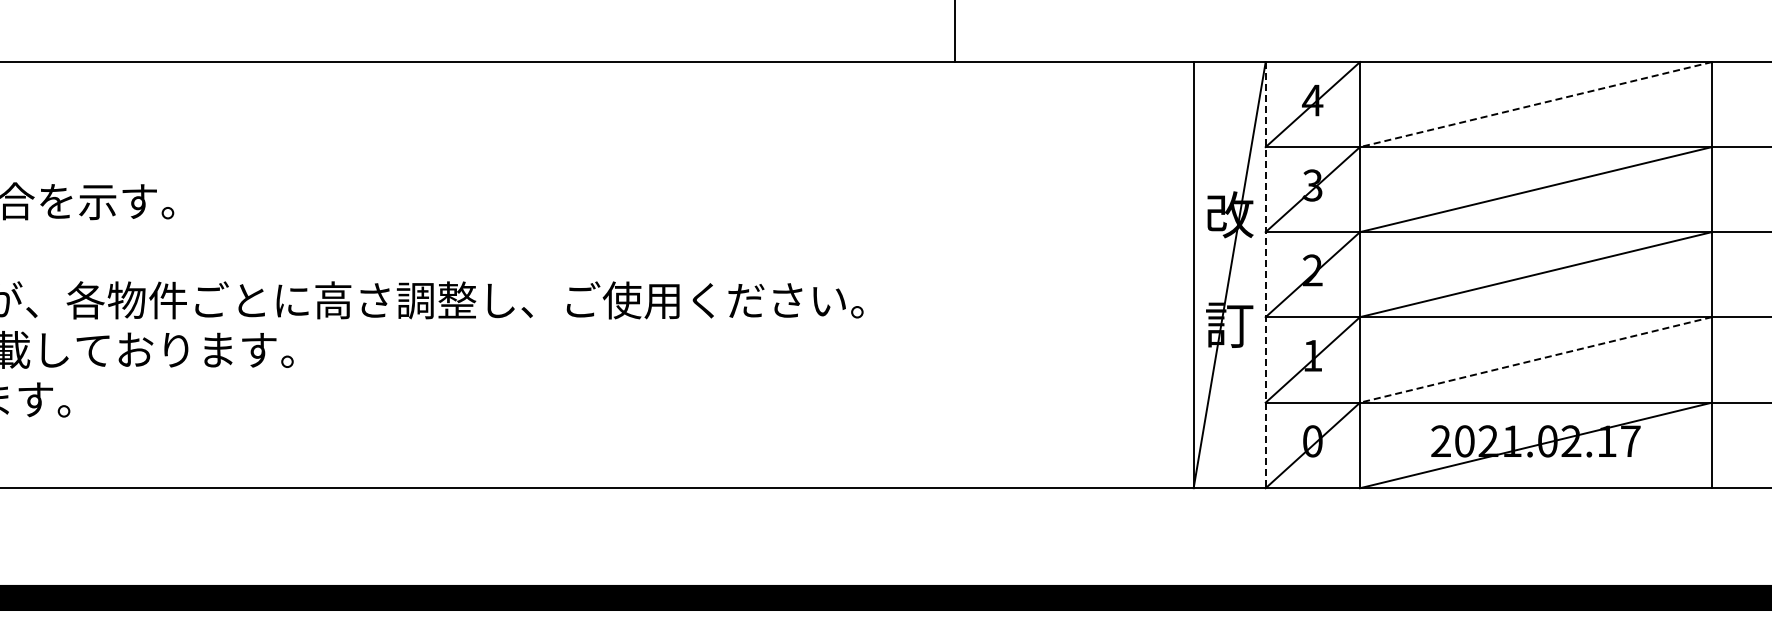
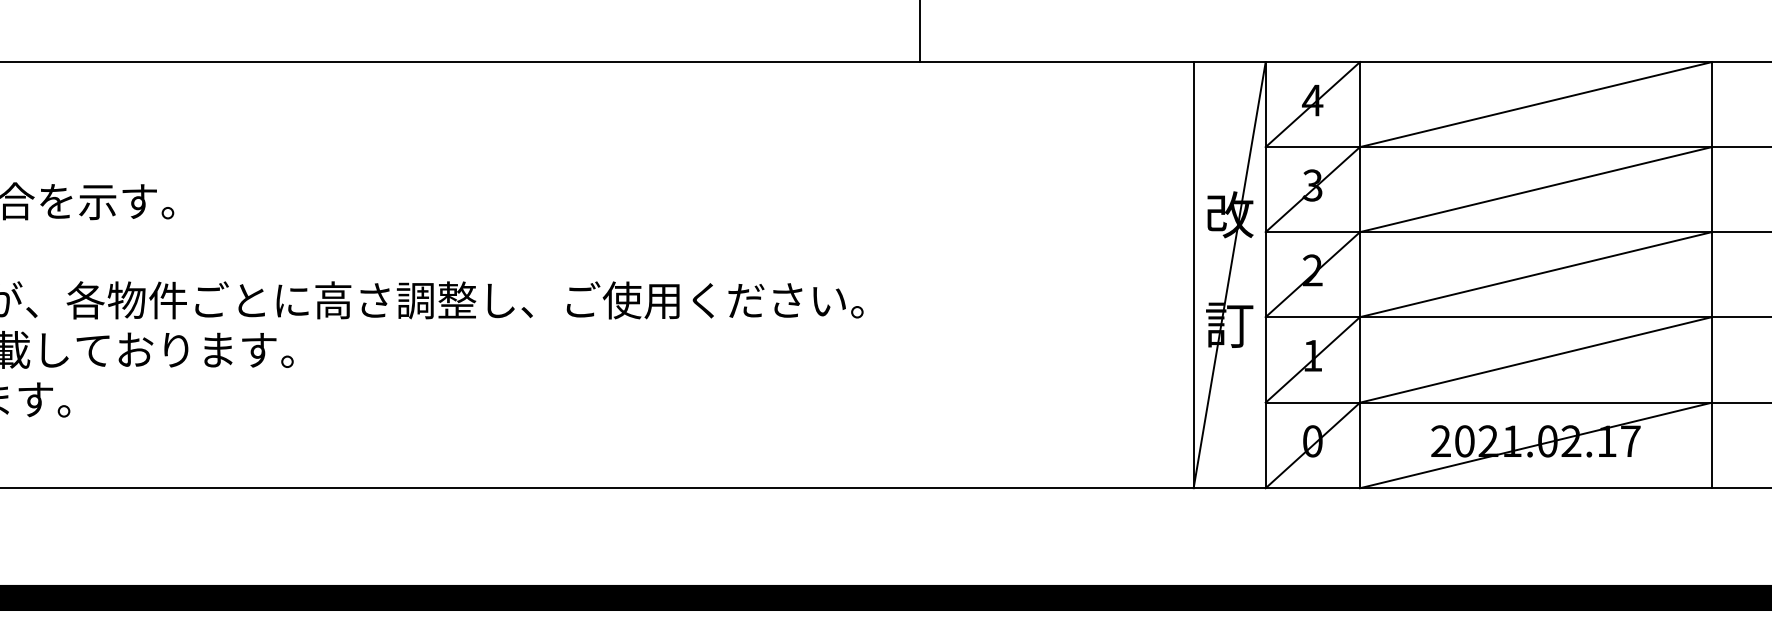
line position: (954, 32) -> (919, 32) (919, 32)
line: dashed -> solid (1535, 104)
line: dashed -> solid (1265, 275)
line: dashed -> solid (1535, 360)
